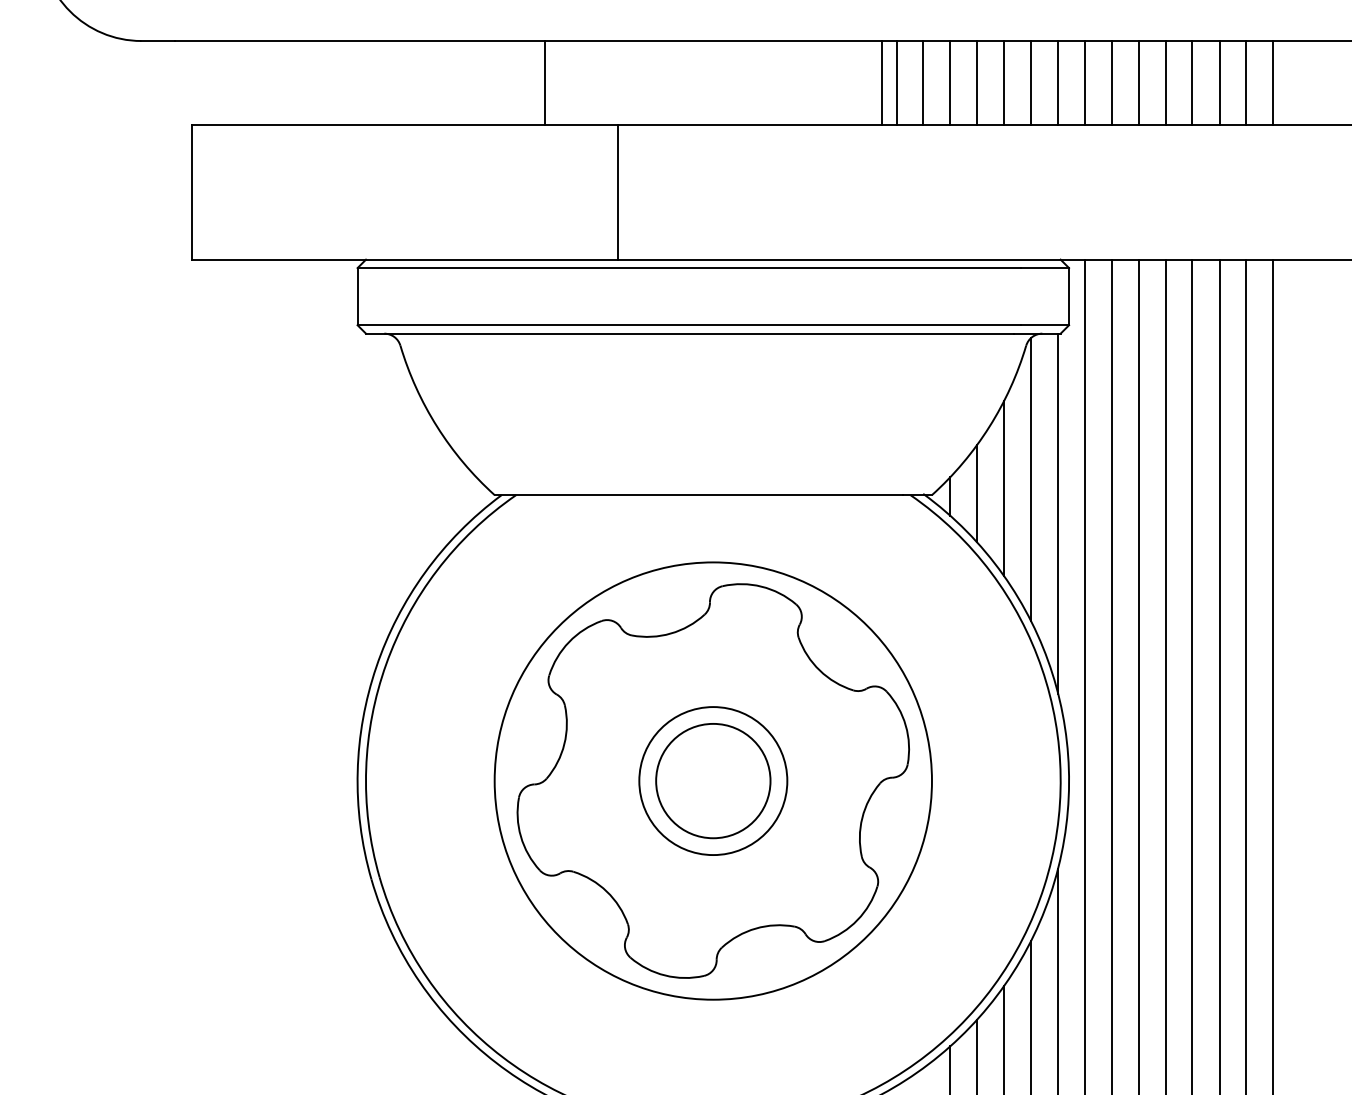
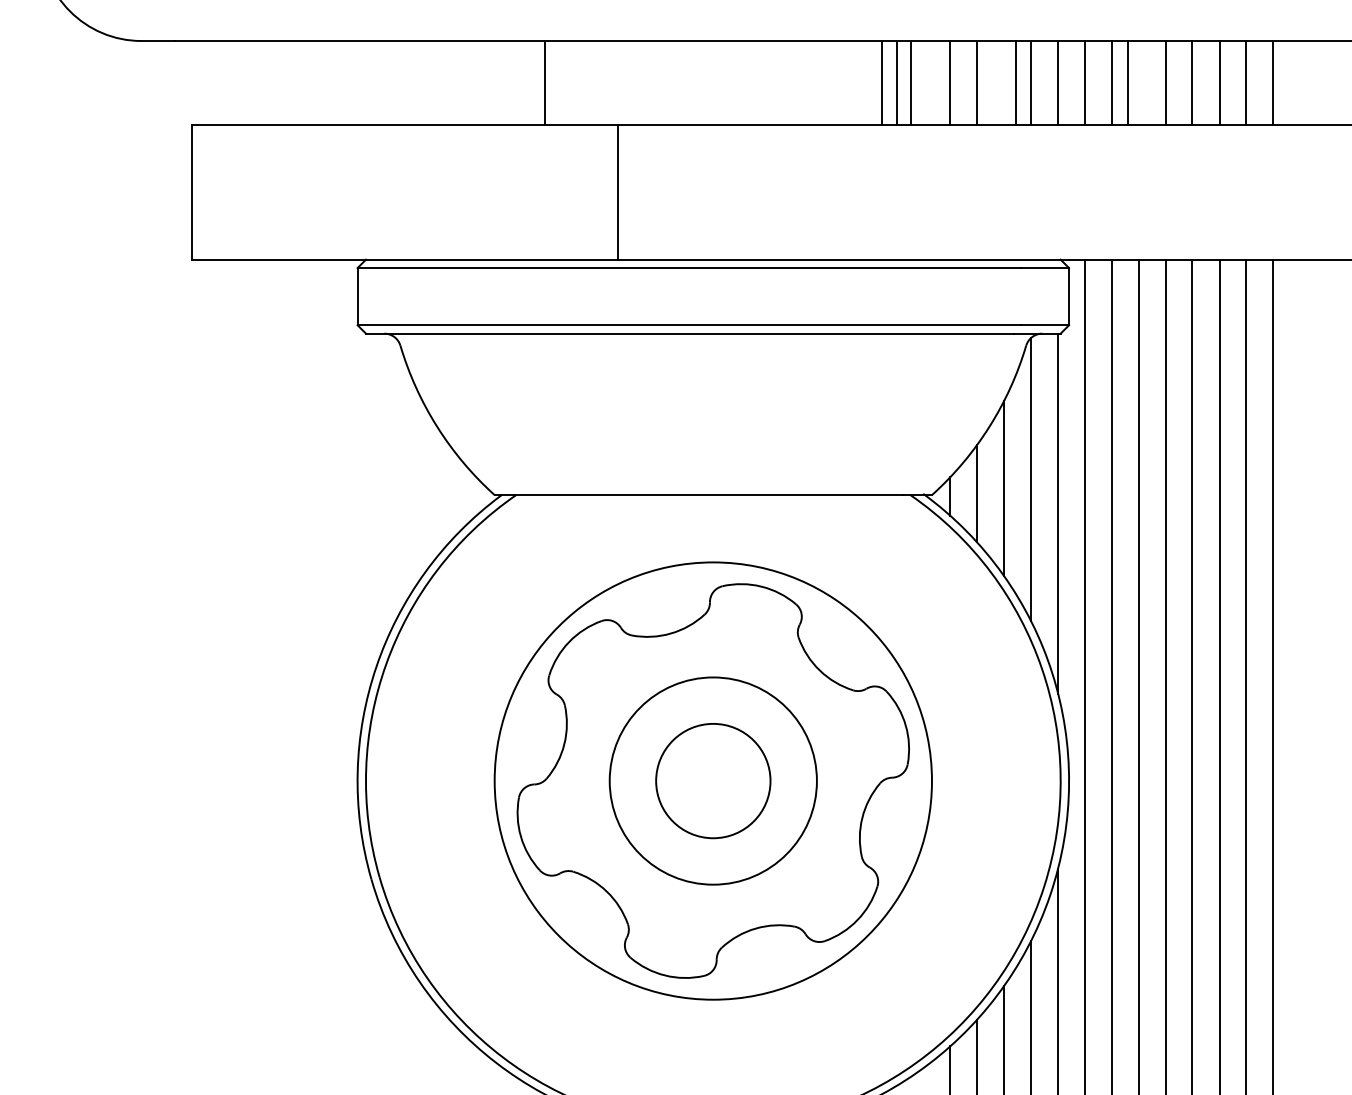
line position: (923, 83) -> (911, 83) (911, 83)
line position: (1004, 83) -> (1016, 83) (1016, 83)
line position: (1138, 83) -> (1127, 83) (1127, 83)
circle diameter: 148 px -> 207 px (712, 780)
